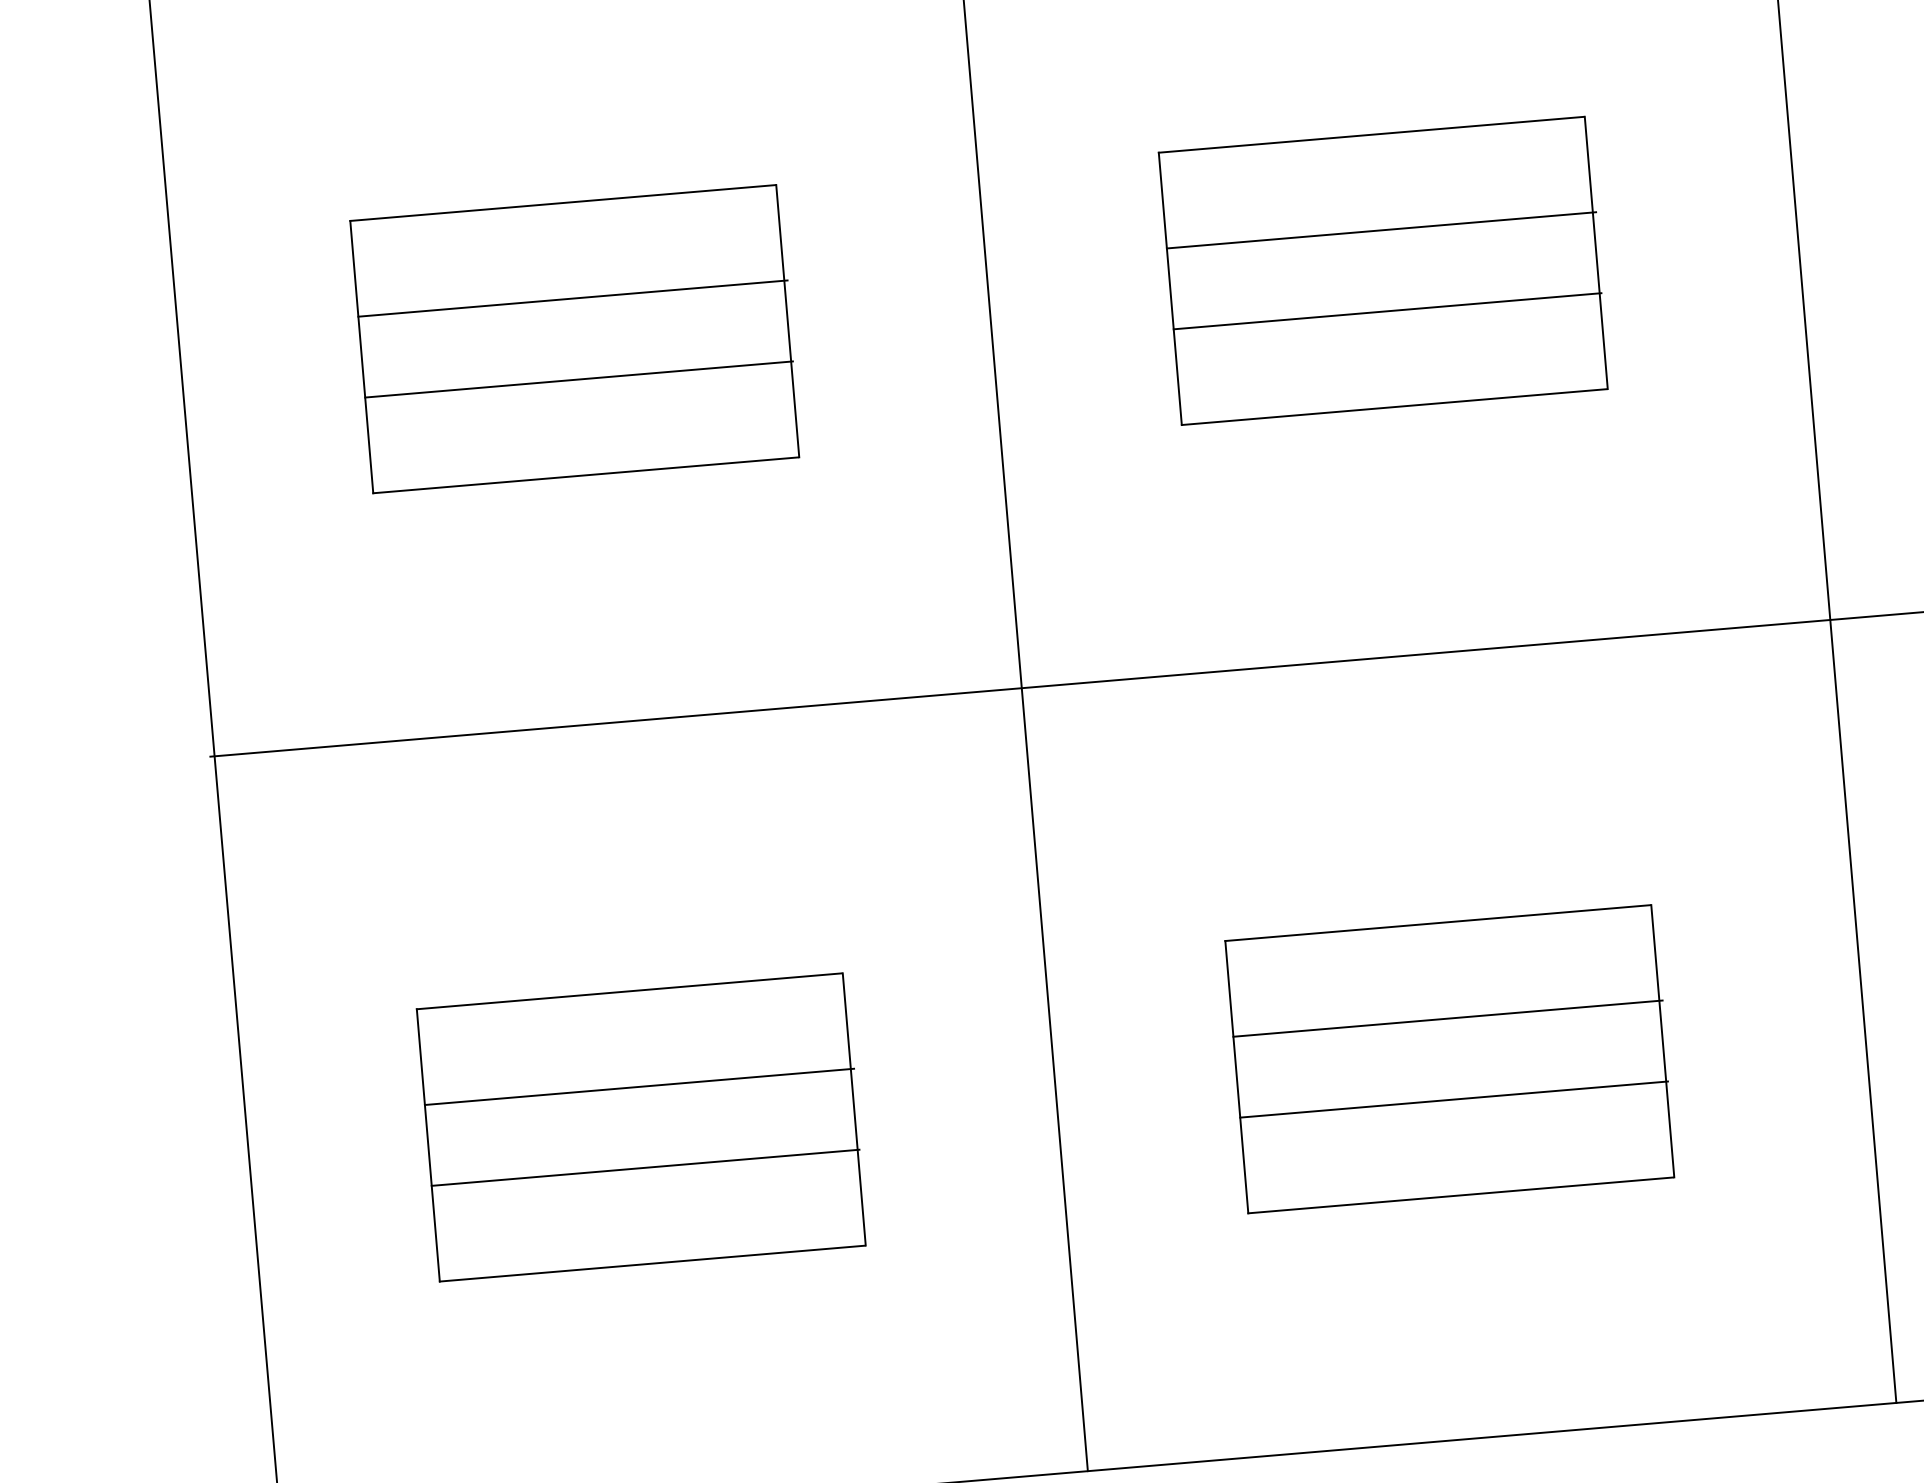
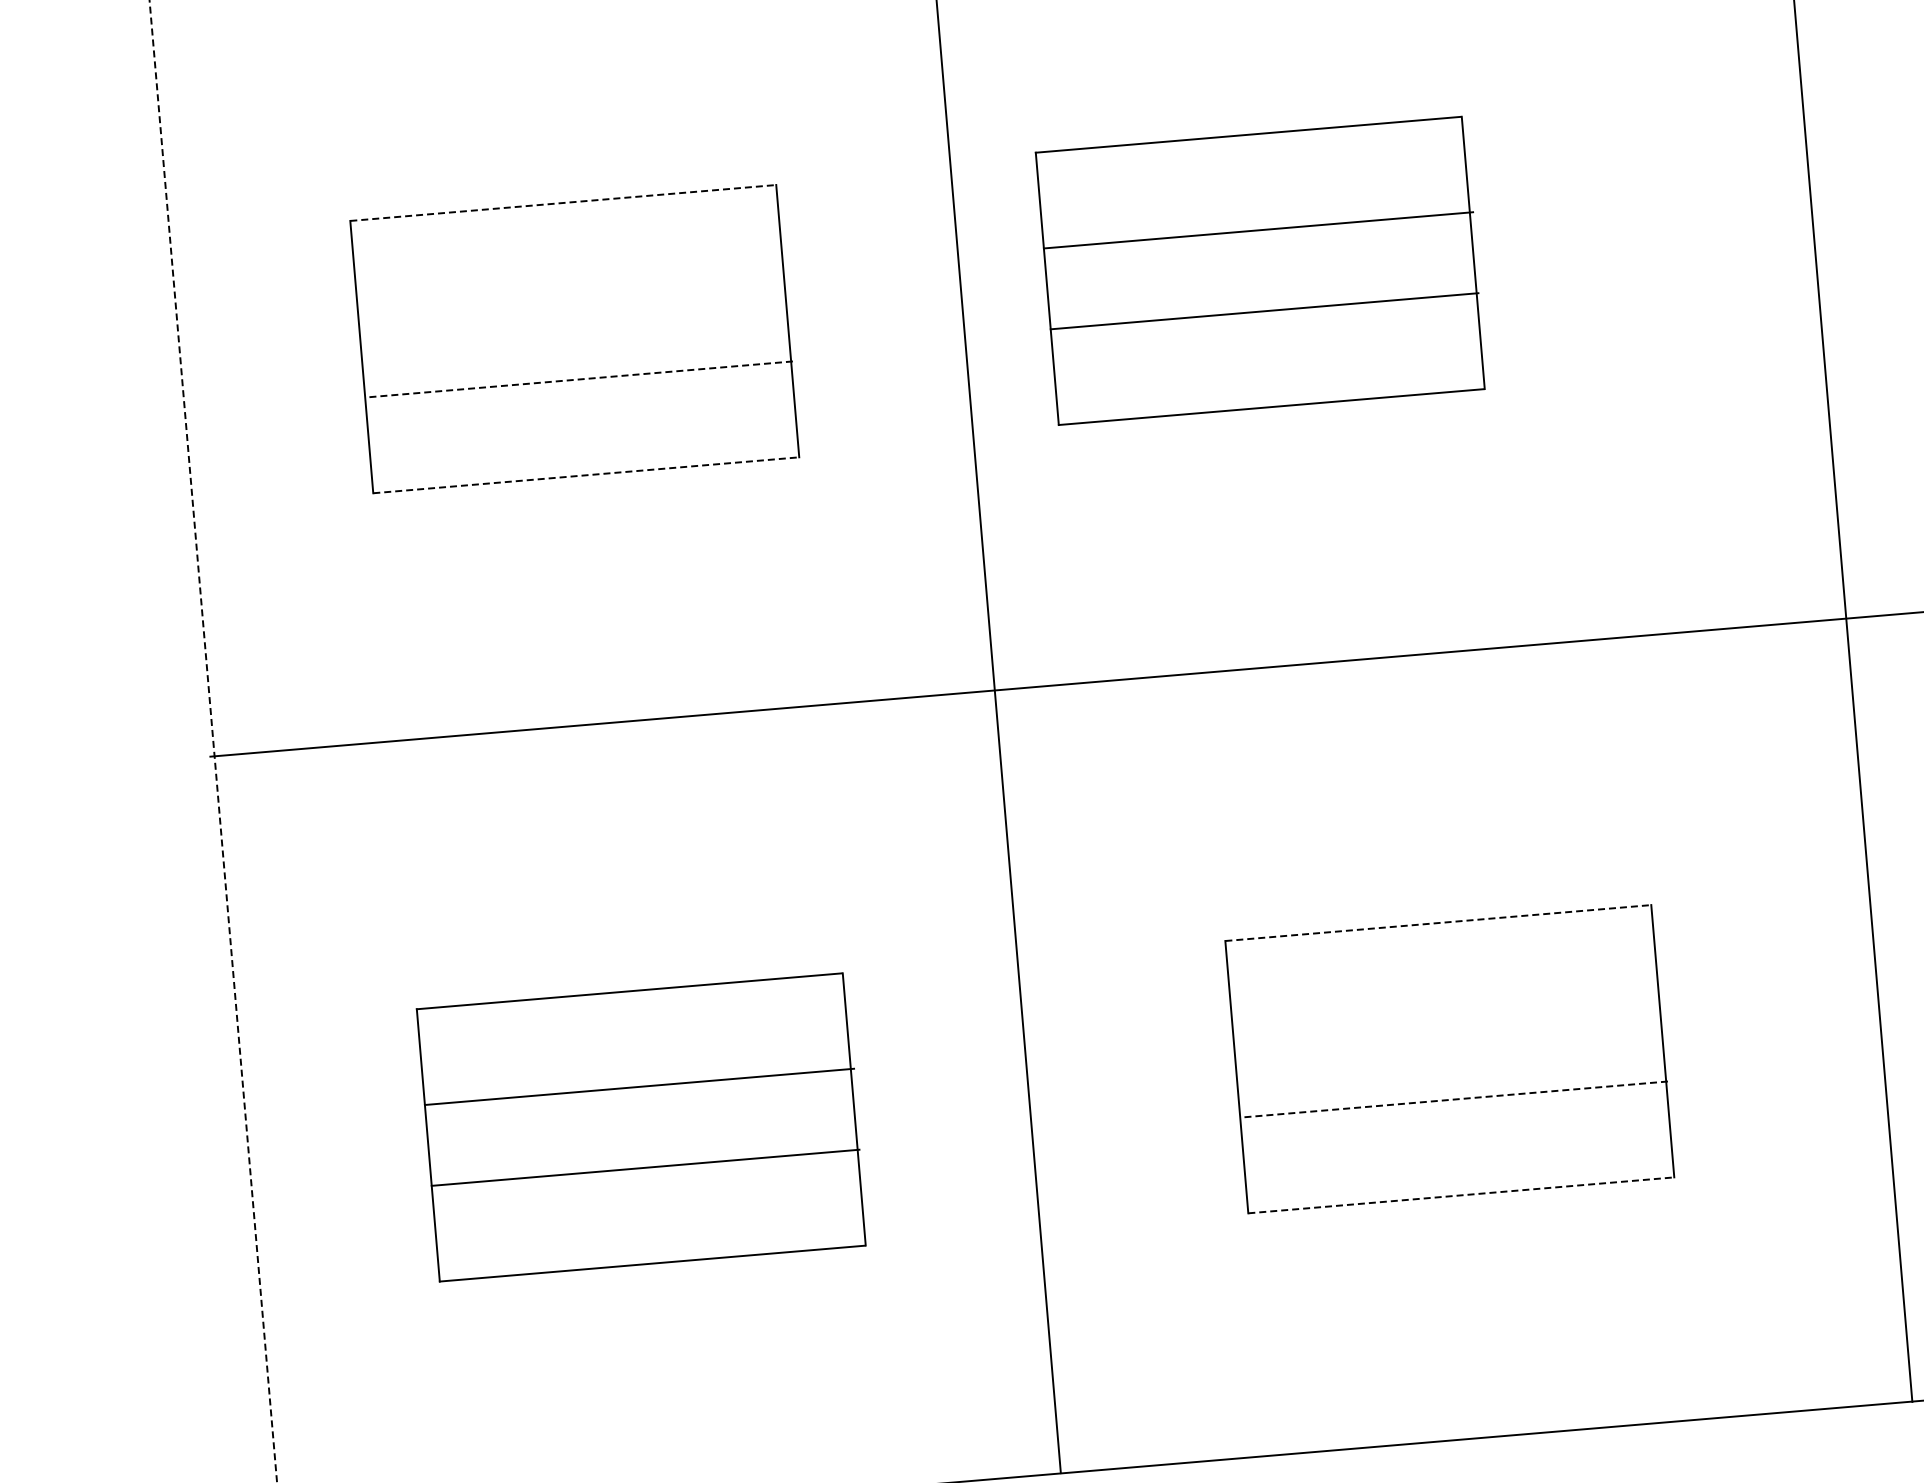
line: solid -> dashed (563, 203)
part position: (1382, 270) -> (1259, 270) (1259, 270)
line: present -> none (572, 298)
line: solid -> dashed (579, 379)
line: solid -> dashed (586, 475)
line position: (1837, 702) -> (1853, 701) (1853, 701)
line position: (1025, 736) -> (998, 737) (998, 737)
line: solid -> dashed (213, 741)
line: solid -> dashed (1438, 923)
line: present -> none (1447, 1018)
line: solid -> dashed (1454, 1099)
line: solid -> dashed (1461, 1195)
